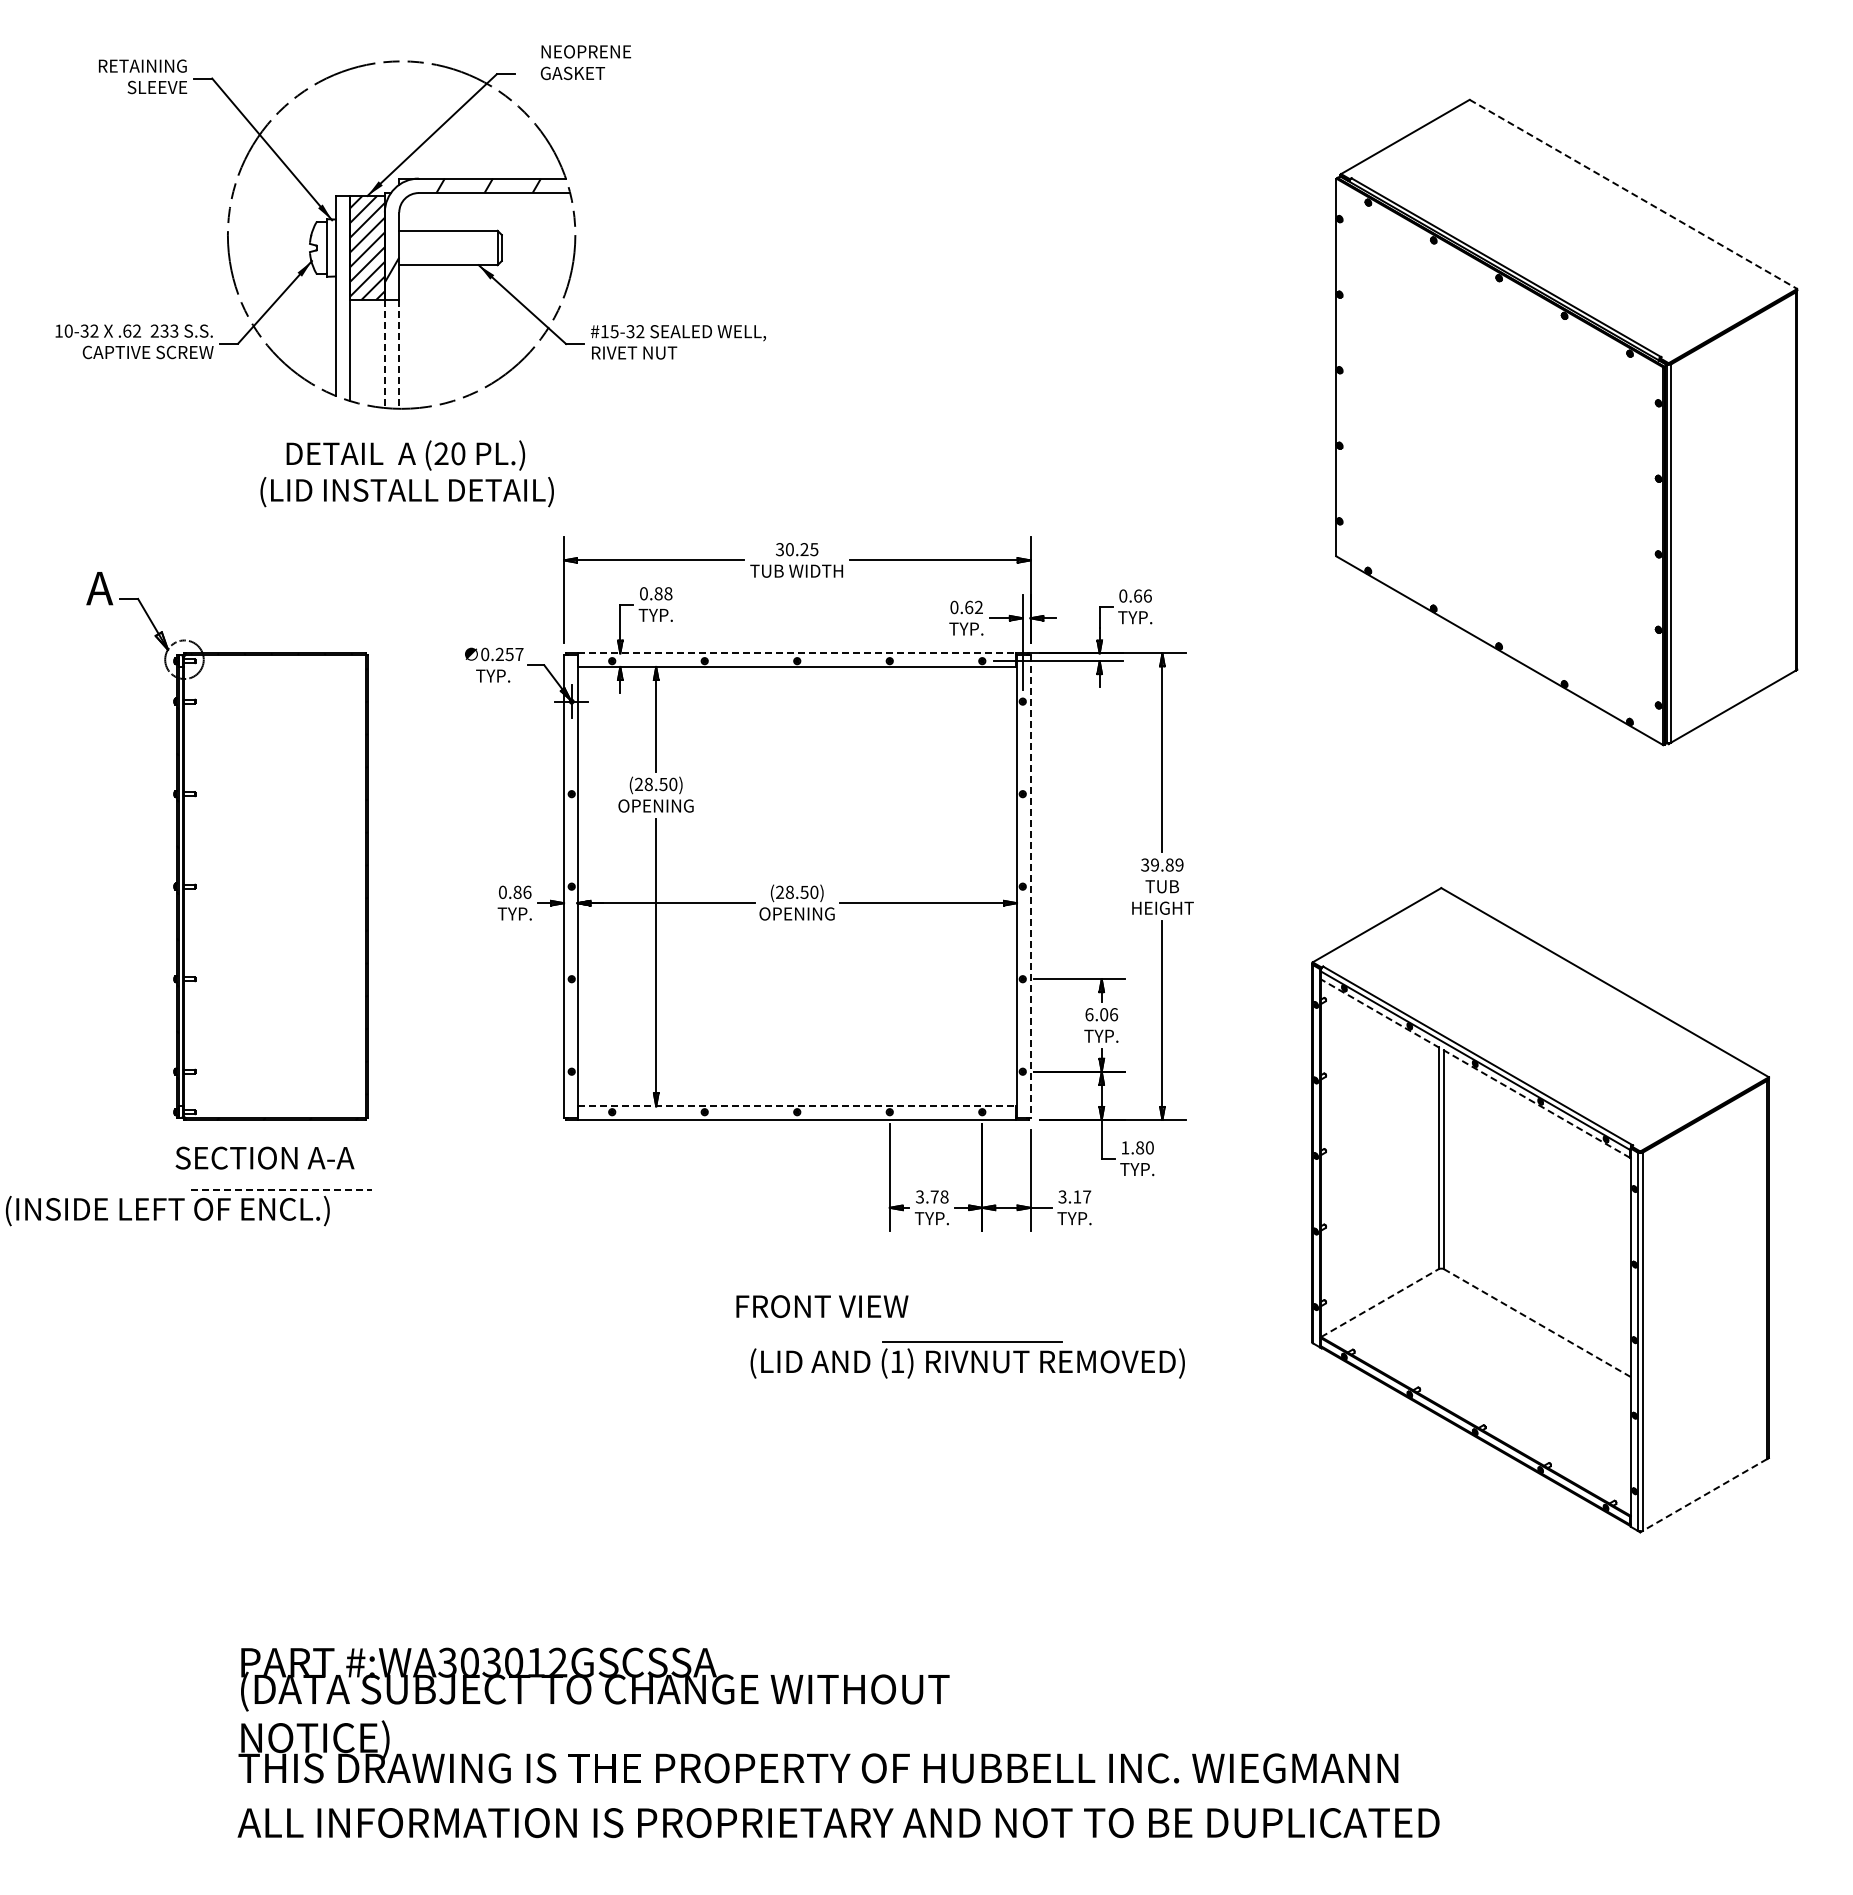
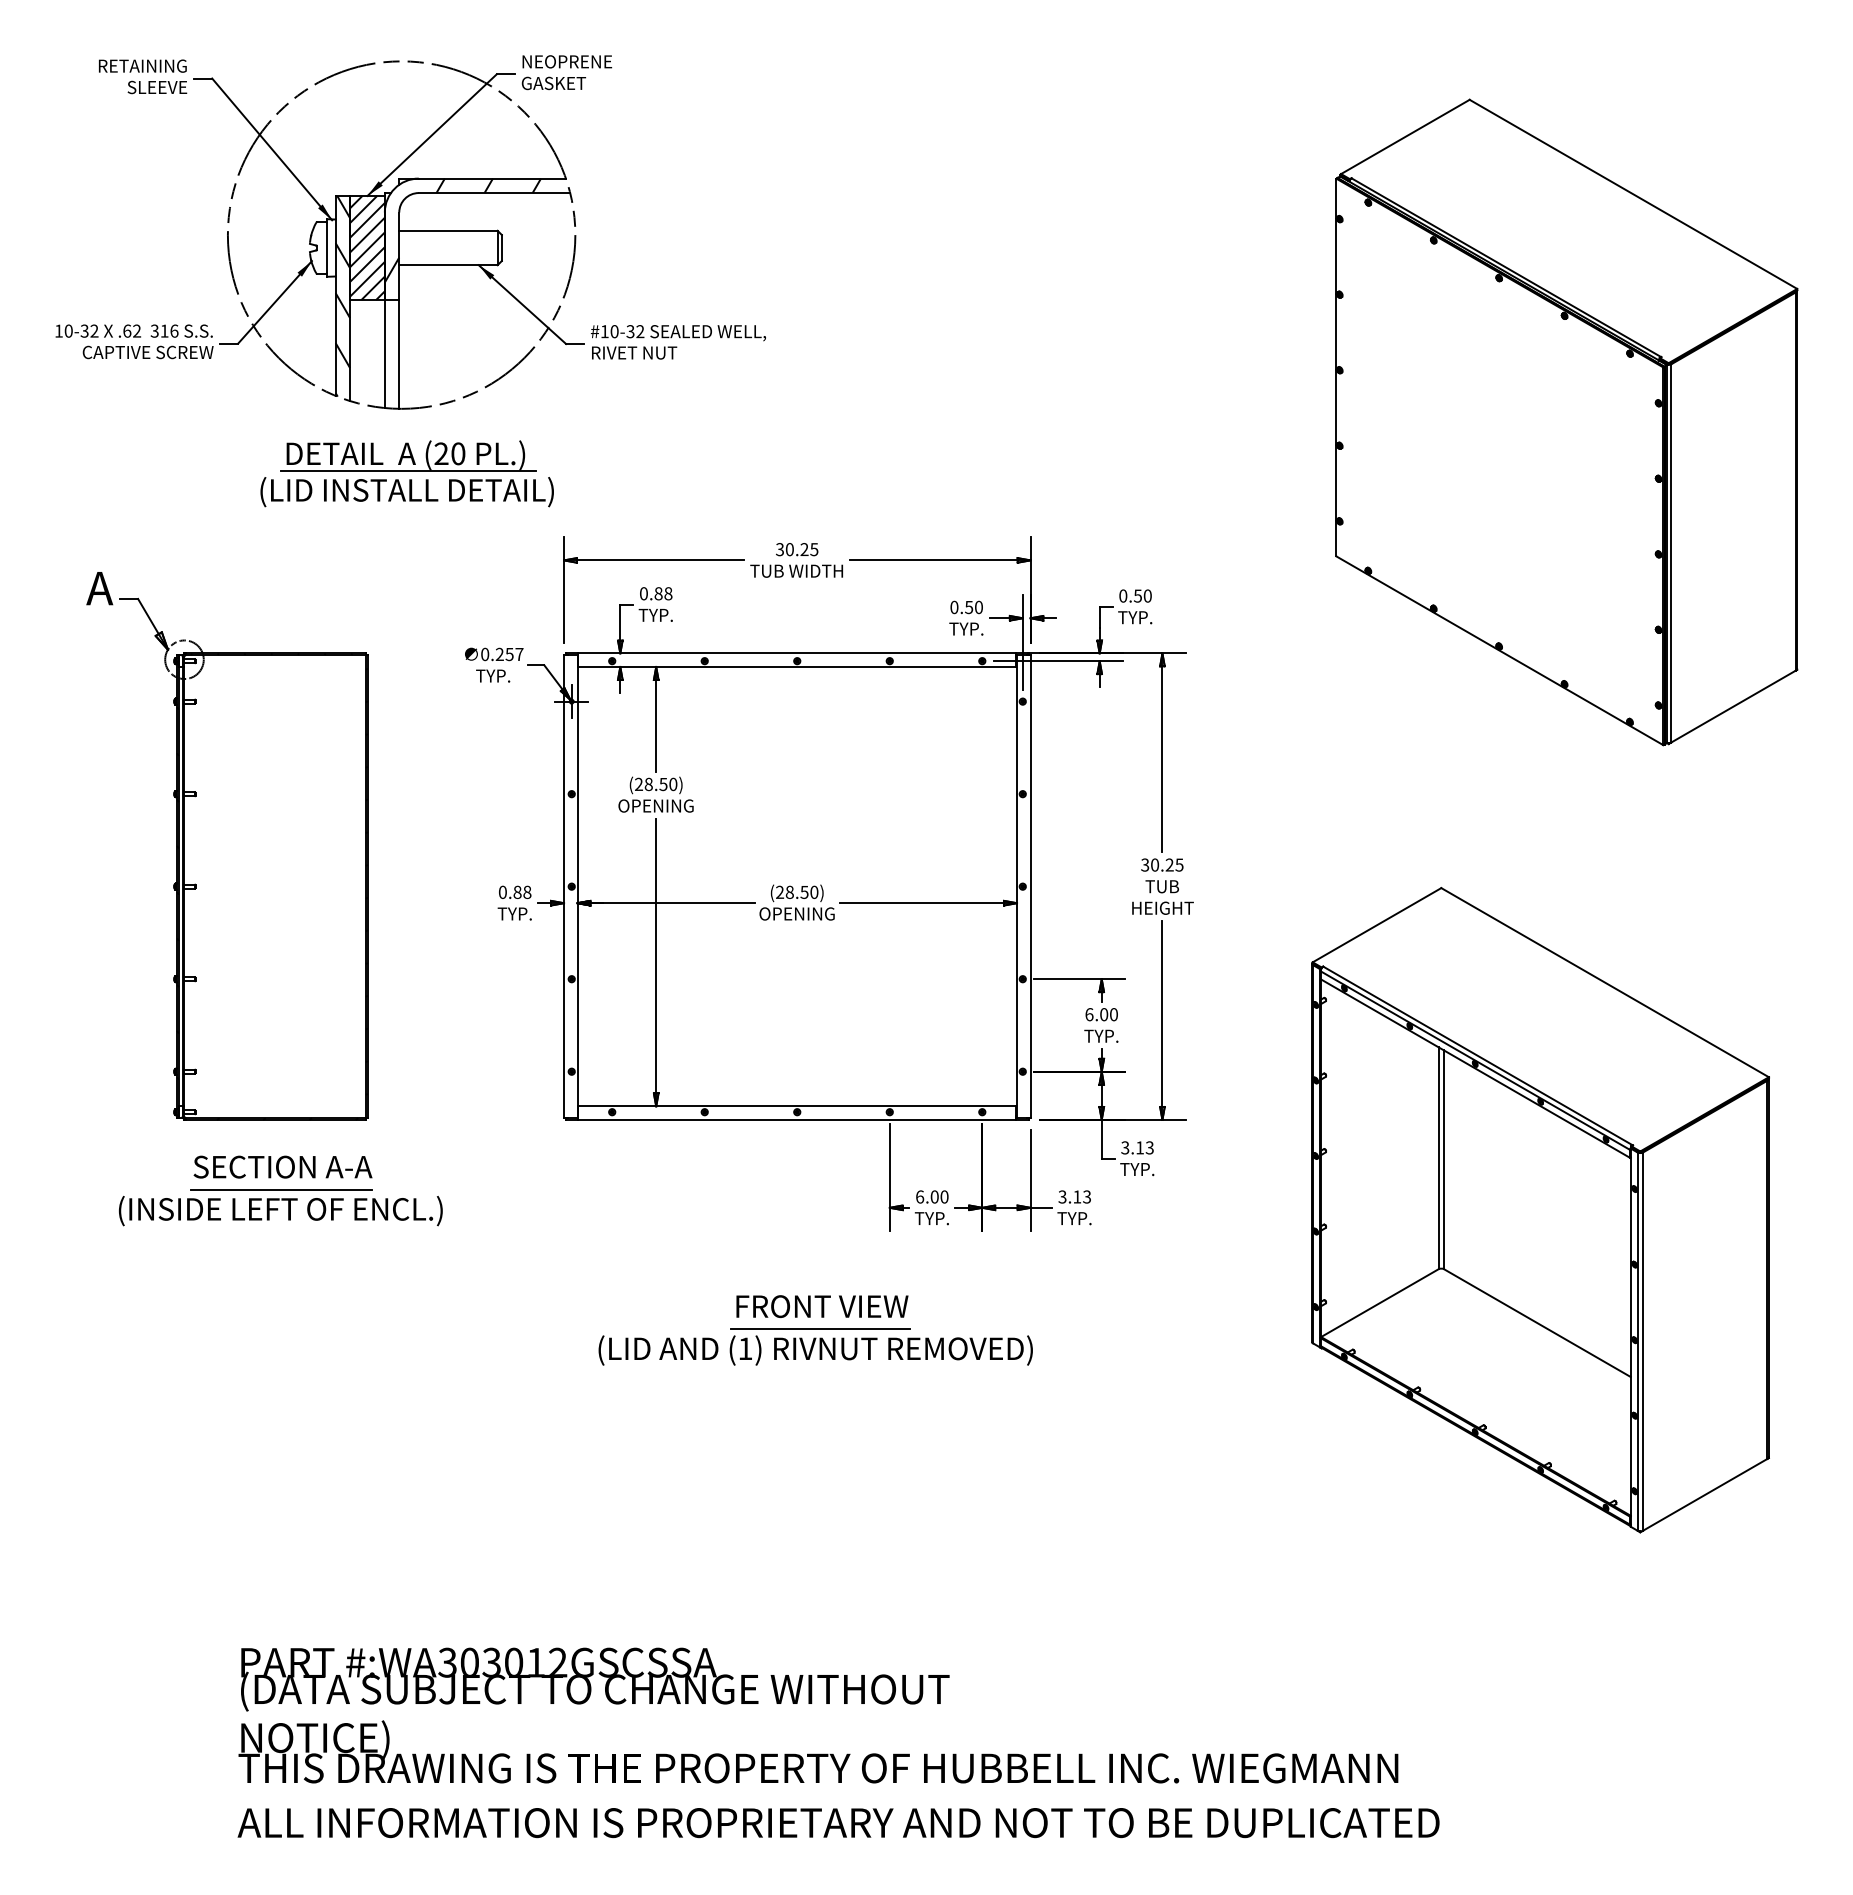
text position: (585, 62) -> (566, 72) (566, 72)
line: dashed -> solid (1633, 194)
hatch: none -> present (342, 295)
text: 233 -> 316 (164, 330)
text: #15-32 -> #10-32 (614, 331)
line: dashed -> solid (384, 354)
line: dashed -> solid (399, 354)
line: none -> present (408, 470)
text: 0.66 -> 0.50 (1142, 595)
text: 0.62 -> 0.50 (973, 607)
line: dashed -> solid (797, 653)
text: 39.89 -> 30.25 (1167, 864)
line: dashed -> solid (1030, 886)
text: 0.86 -> 0.88 (527, 891)
text: 6.06 -> 6.00 (1114, 1014)
line: dashed -> solid (1475, 1068)
line: dashed -> solid (797, 1106)
text: 1.80 -> 3.13 (1137, 1147)
text position: (264, 1157) -> (282, 1166) (282, 1166)
line: dashed -> solid (281, 1189)
text: 3.78 -> 6.00 (932, 1196)
text: 3.17 -> 3.13 (1087, 1196)
text position: (167, 1211) -> (280, 1211) (280, 1211)
line: dashed -> solid (1379, 1303)
line: dashed -> solid (1537, 1323)
part position: (967, 1359) -> (815, 1346) (815, 1346)
line: dashed -> solid (1705, 1494)
